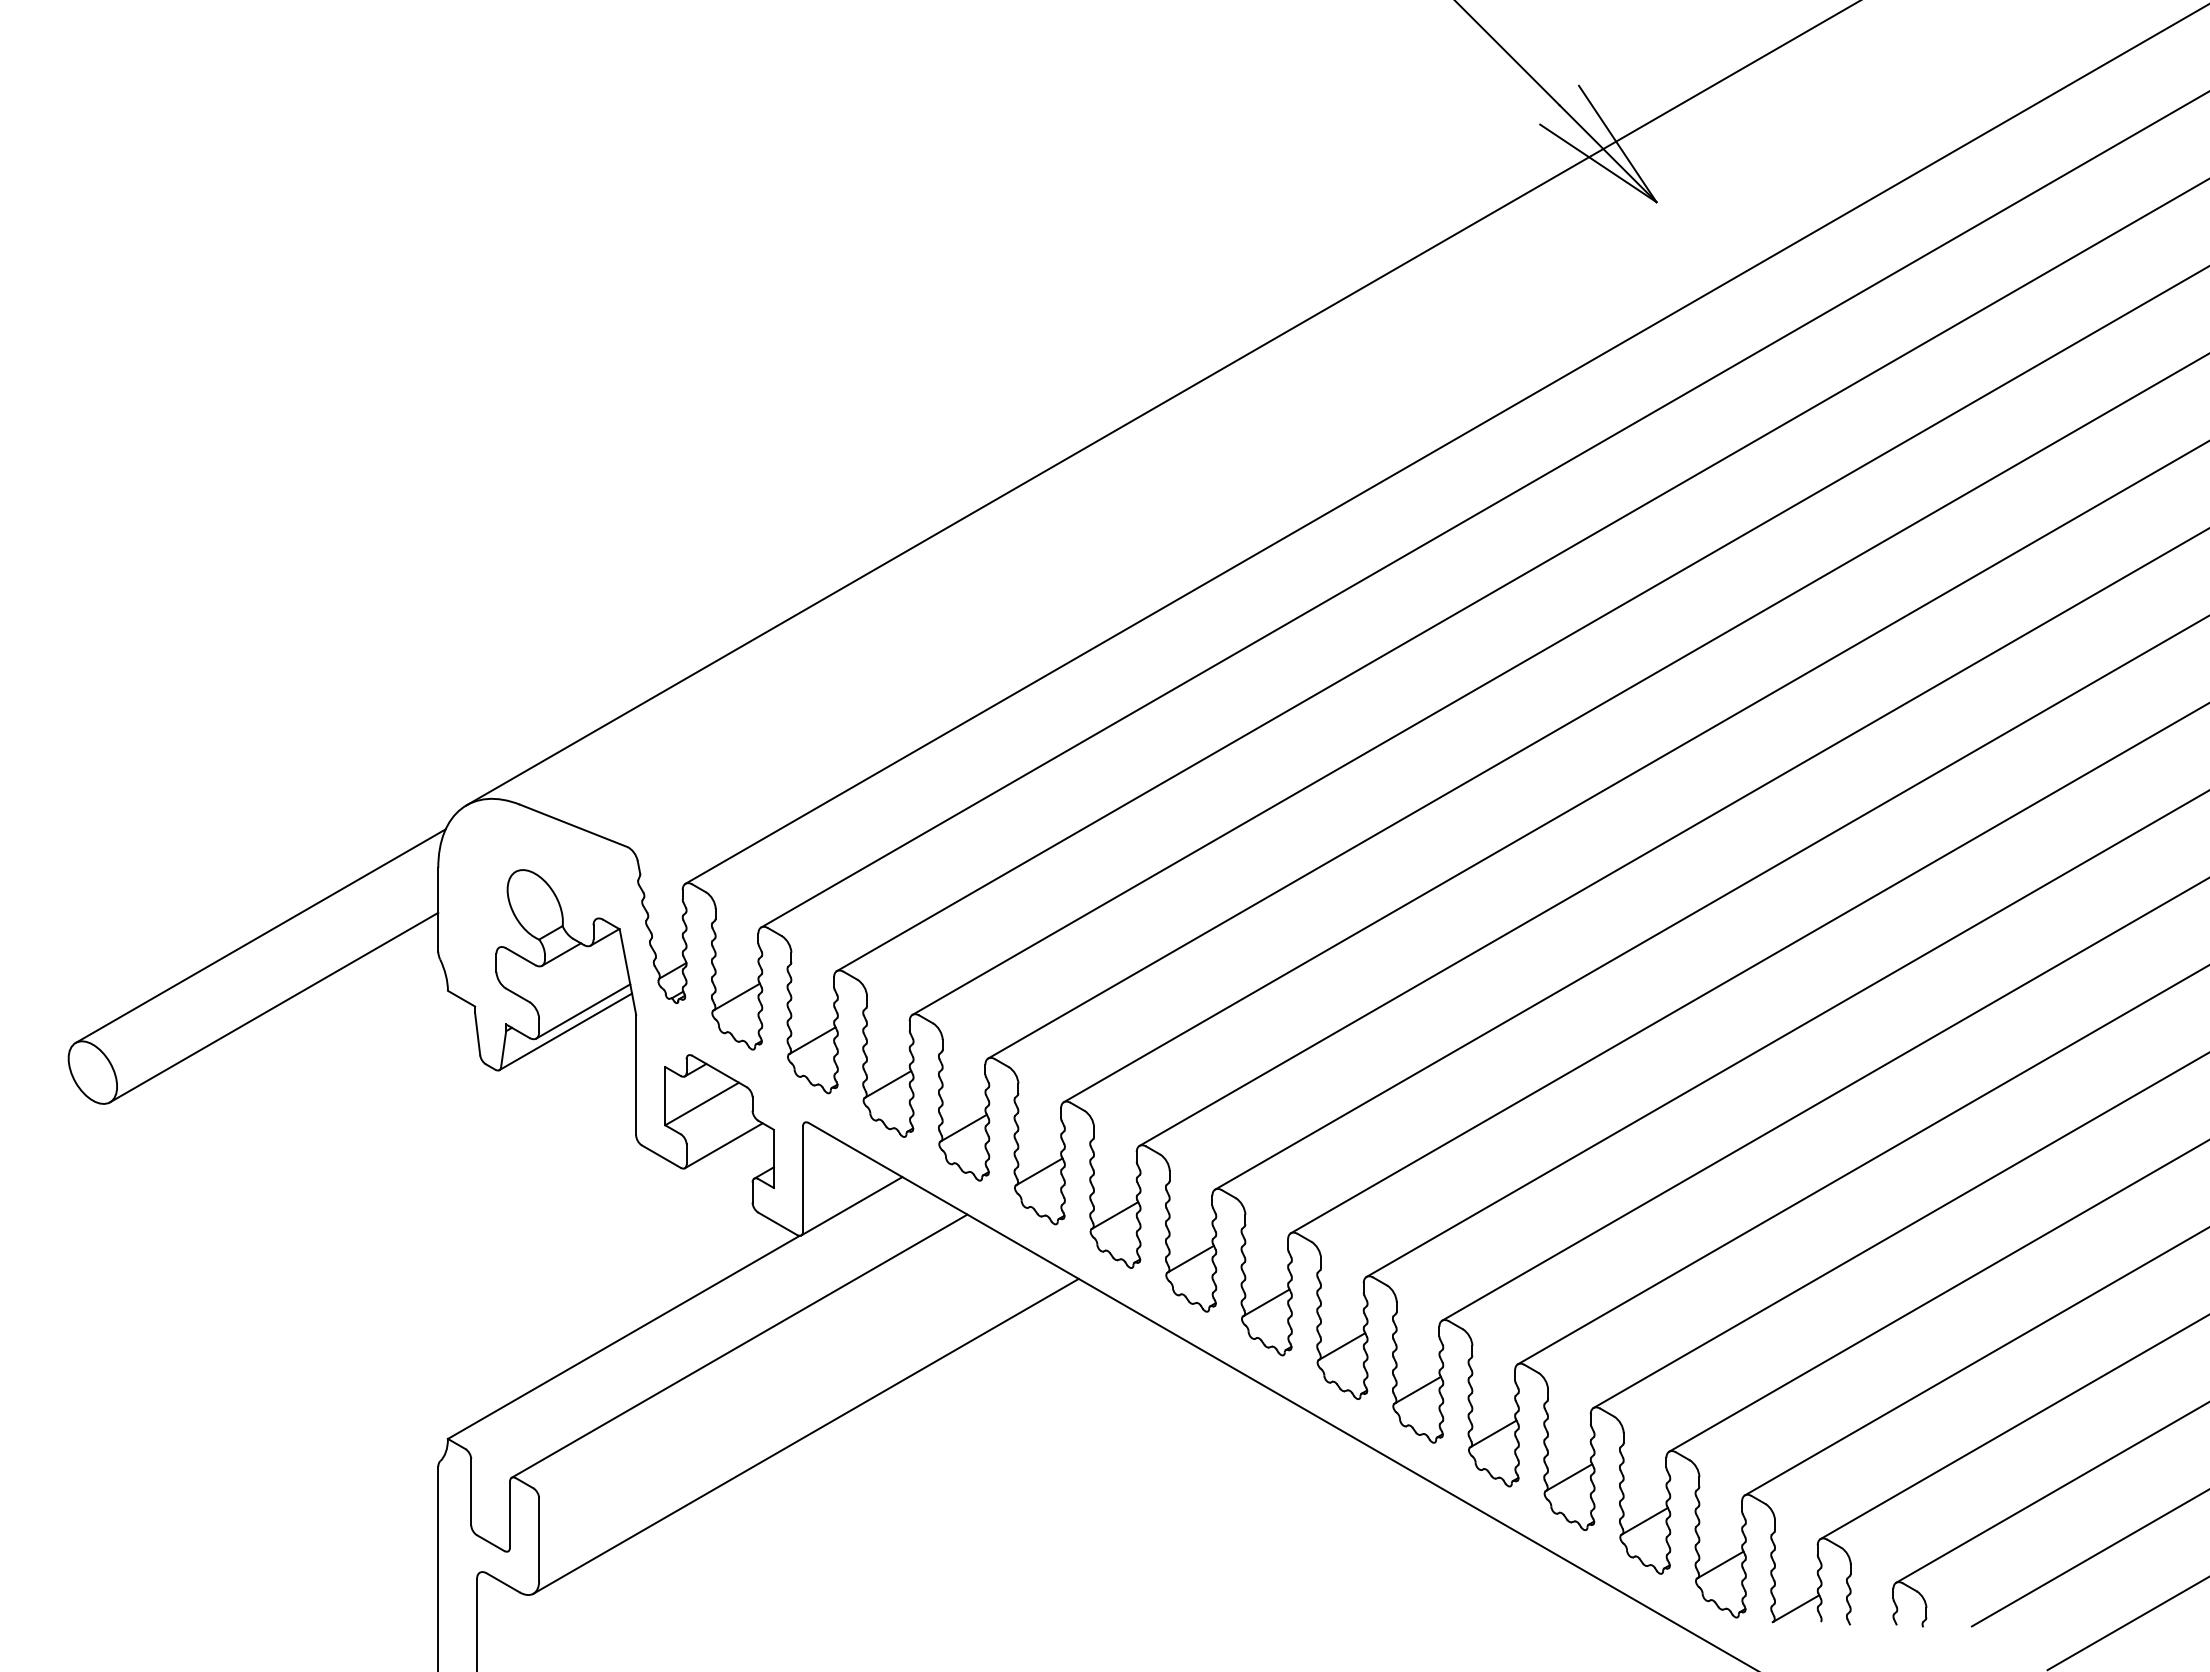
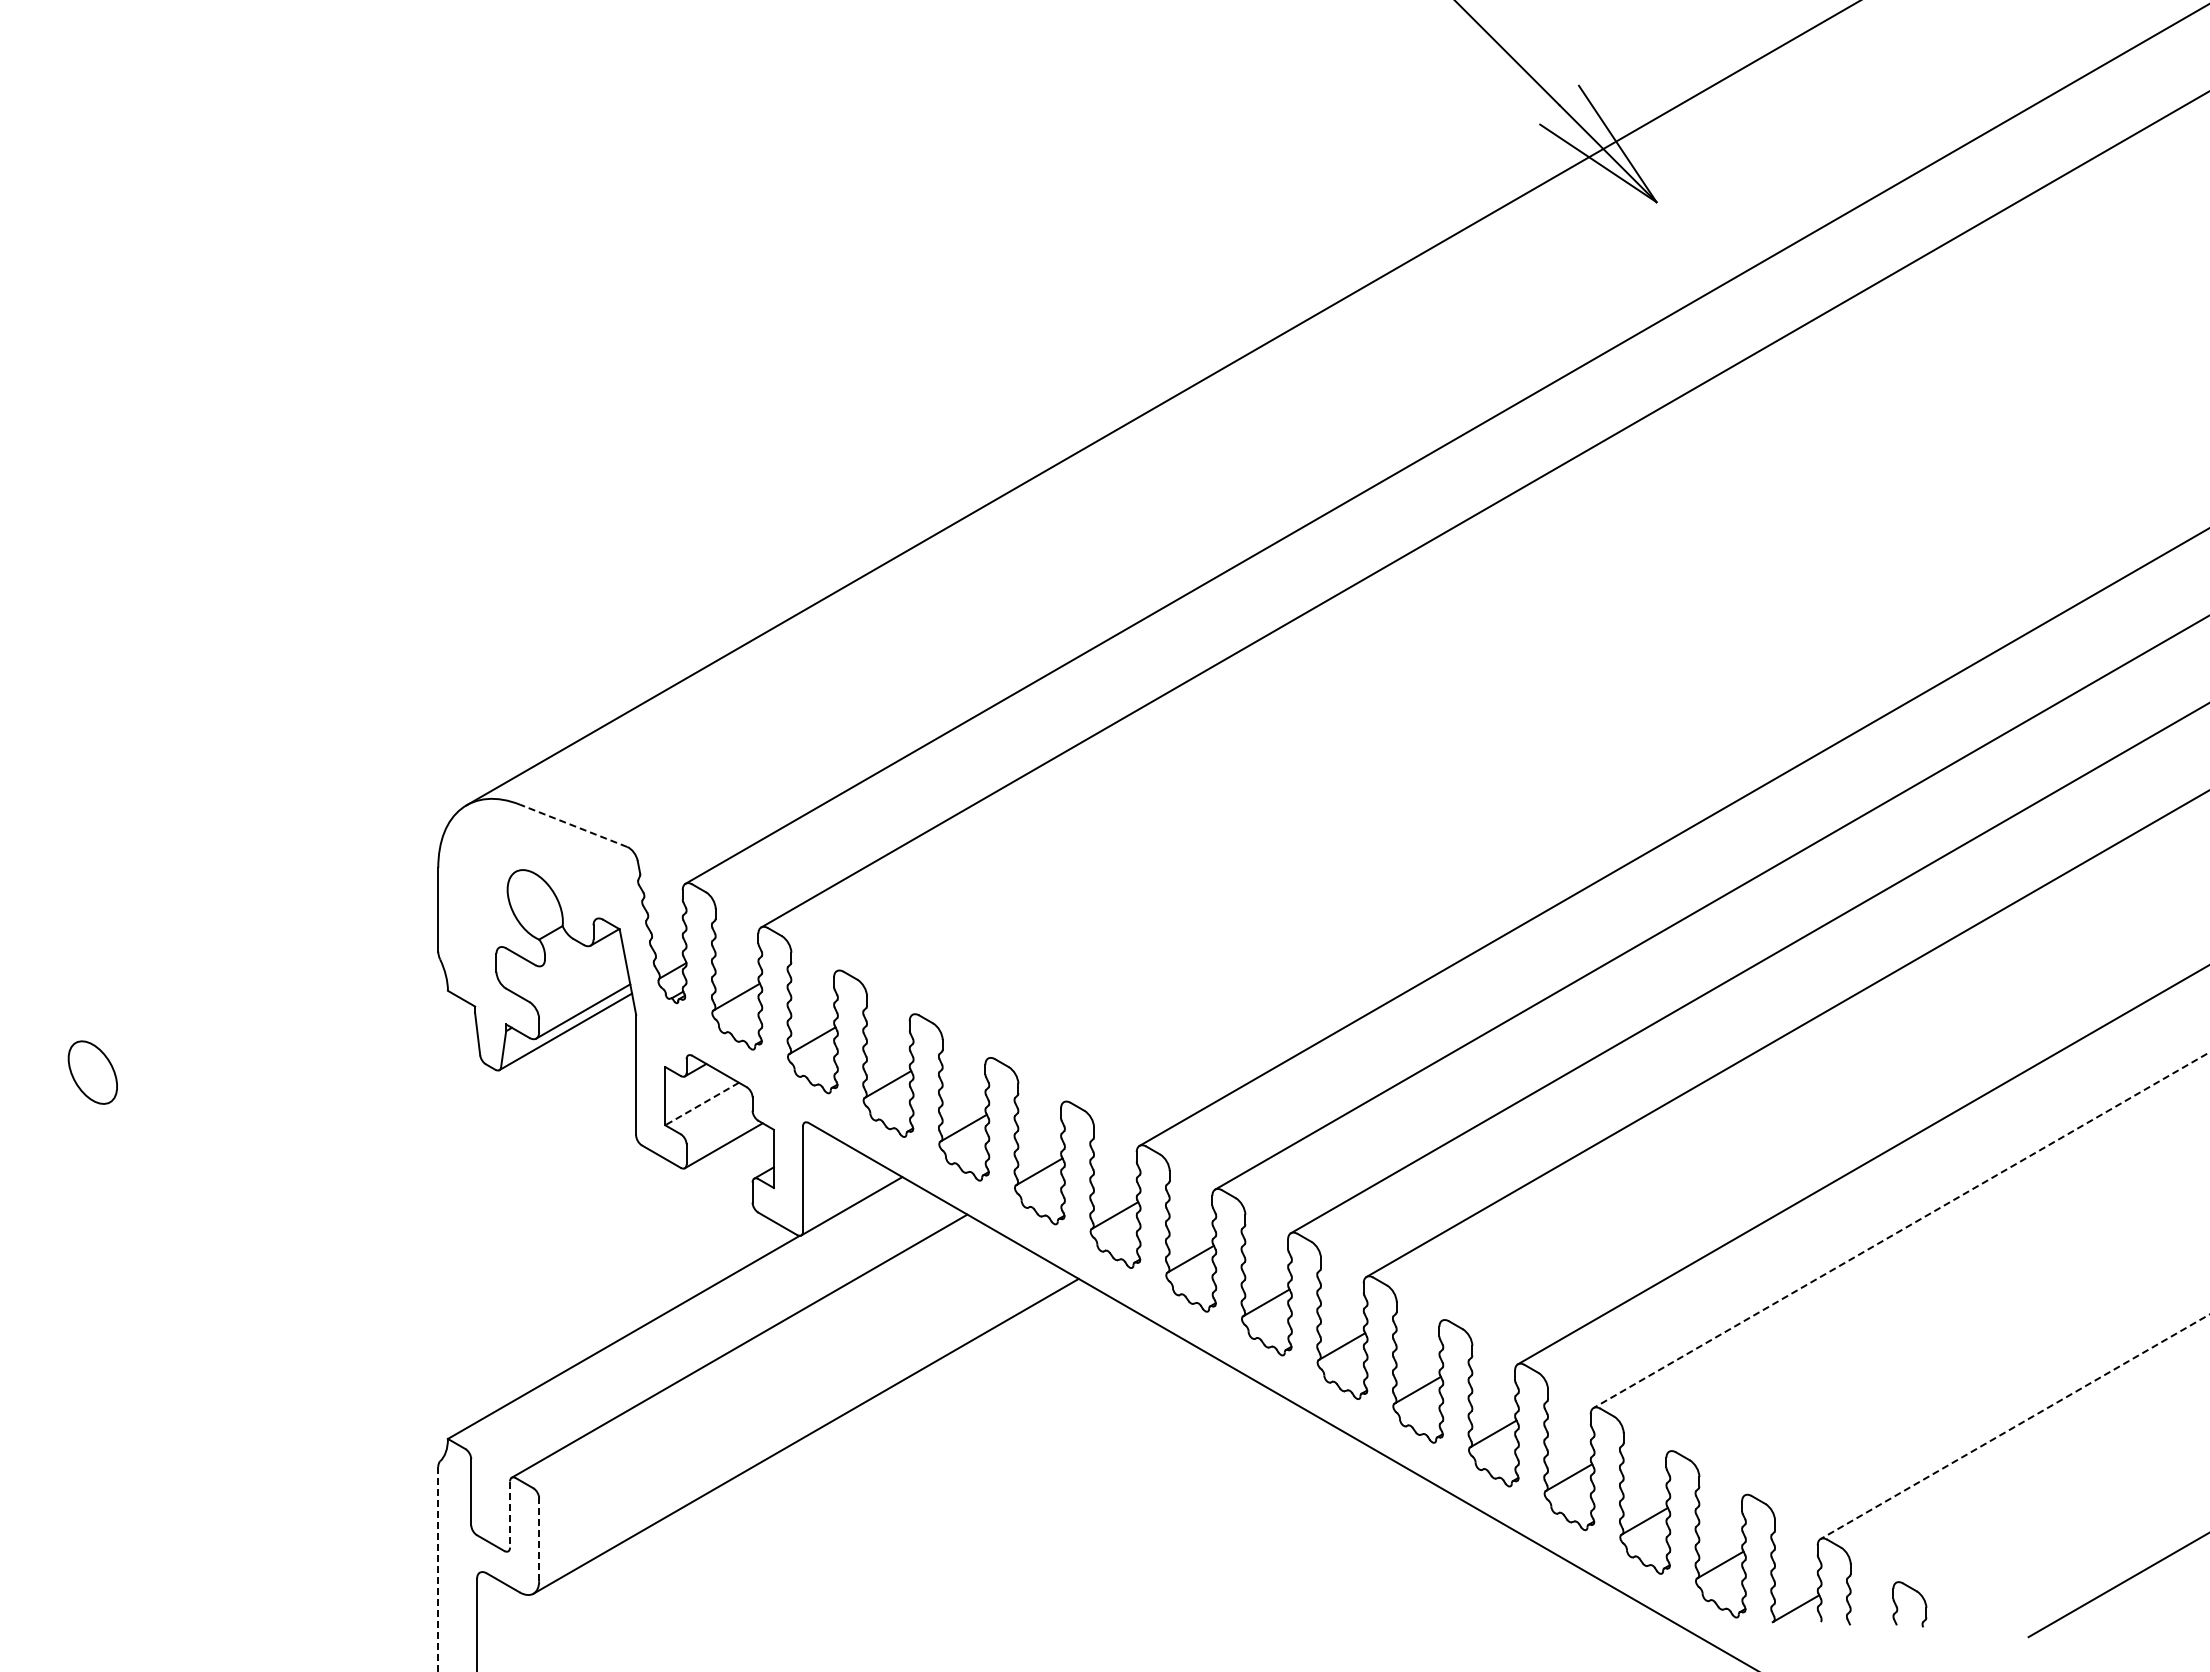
line: present -> none (1521, 575)
line: present -> none (1559, 640)
line: present -> none (1597, 706)
line: present -> none (1634, 772)
line: solid -> dashed (573, 825)
line: present -> none (260, 935)
line: present -> none (561, 954)
line: present -> none (274, 1007)
line: present -> none (1824, 1099)
line: solid -> dashed (702, 1104)
line: solid -> dashed (1900, 1230)
line: present -> none (1937, 1296)
line: present -> none (1975, 1361)
line: solid -> dashed (2014, 1427)
line: present -> none (2051, 1492)
line: solid -> dashed (510, 1515)
line: solid -> dashed (539, 1539)
line: present -> none (2088, 1558)
line: solid -> dashed (438, 1569)
line position: (2128, 1623) -> (2117, 1585) (2117, 1585)
